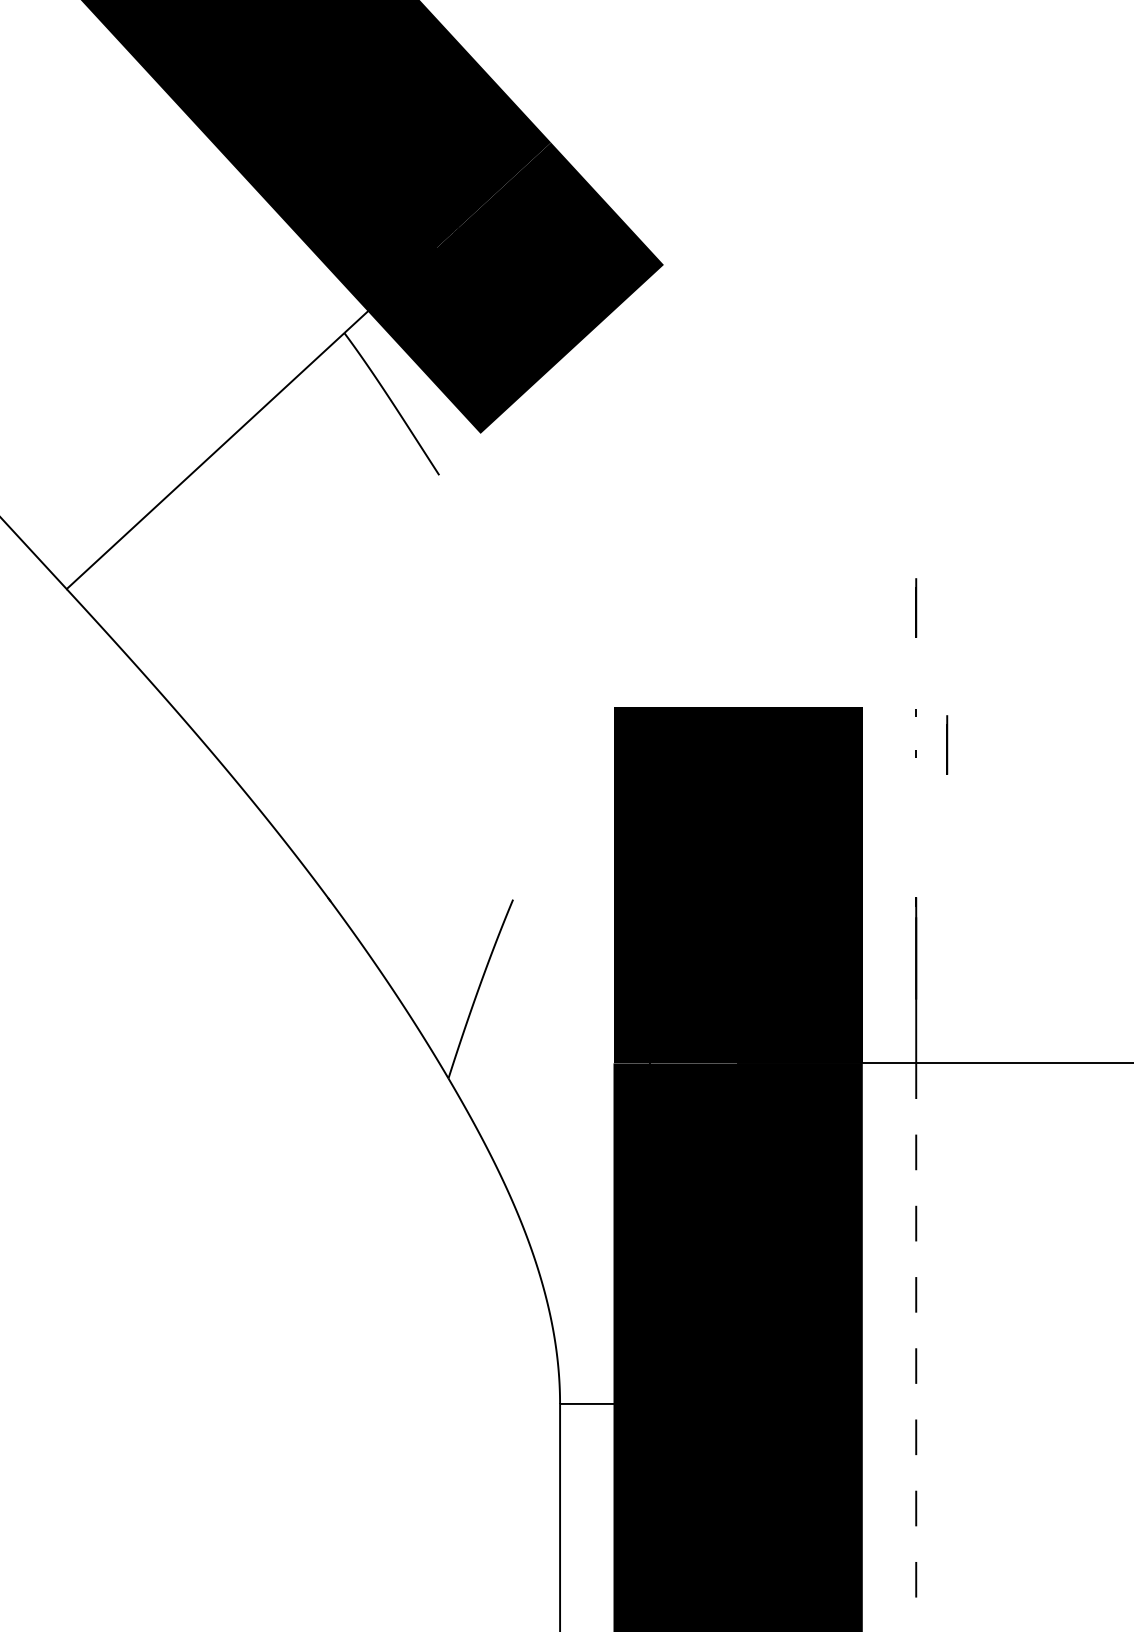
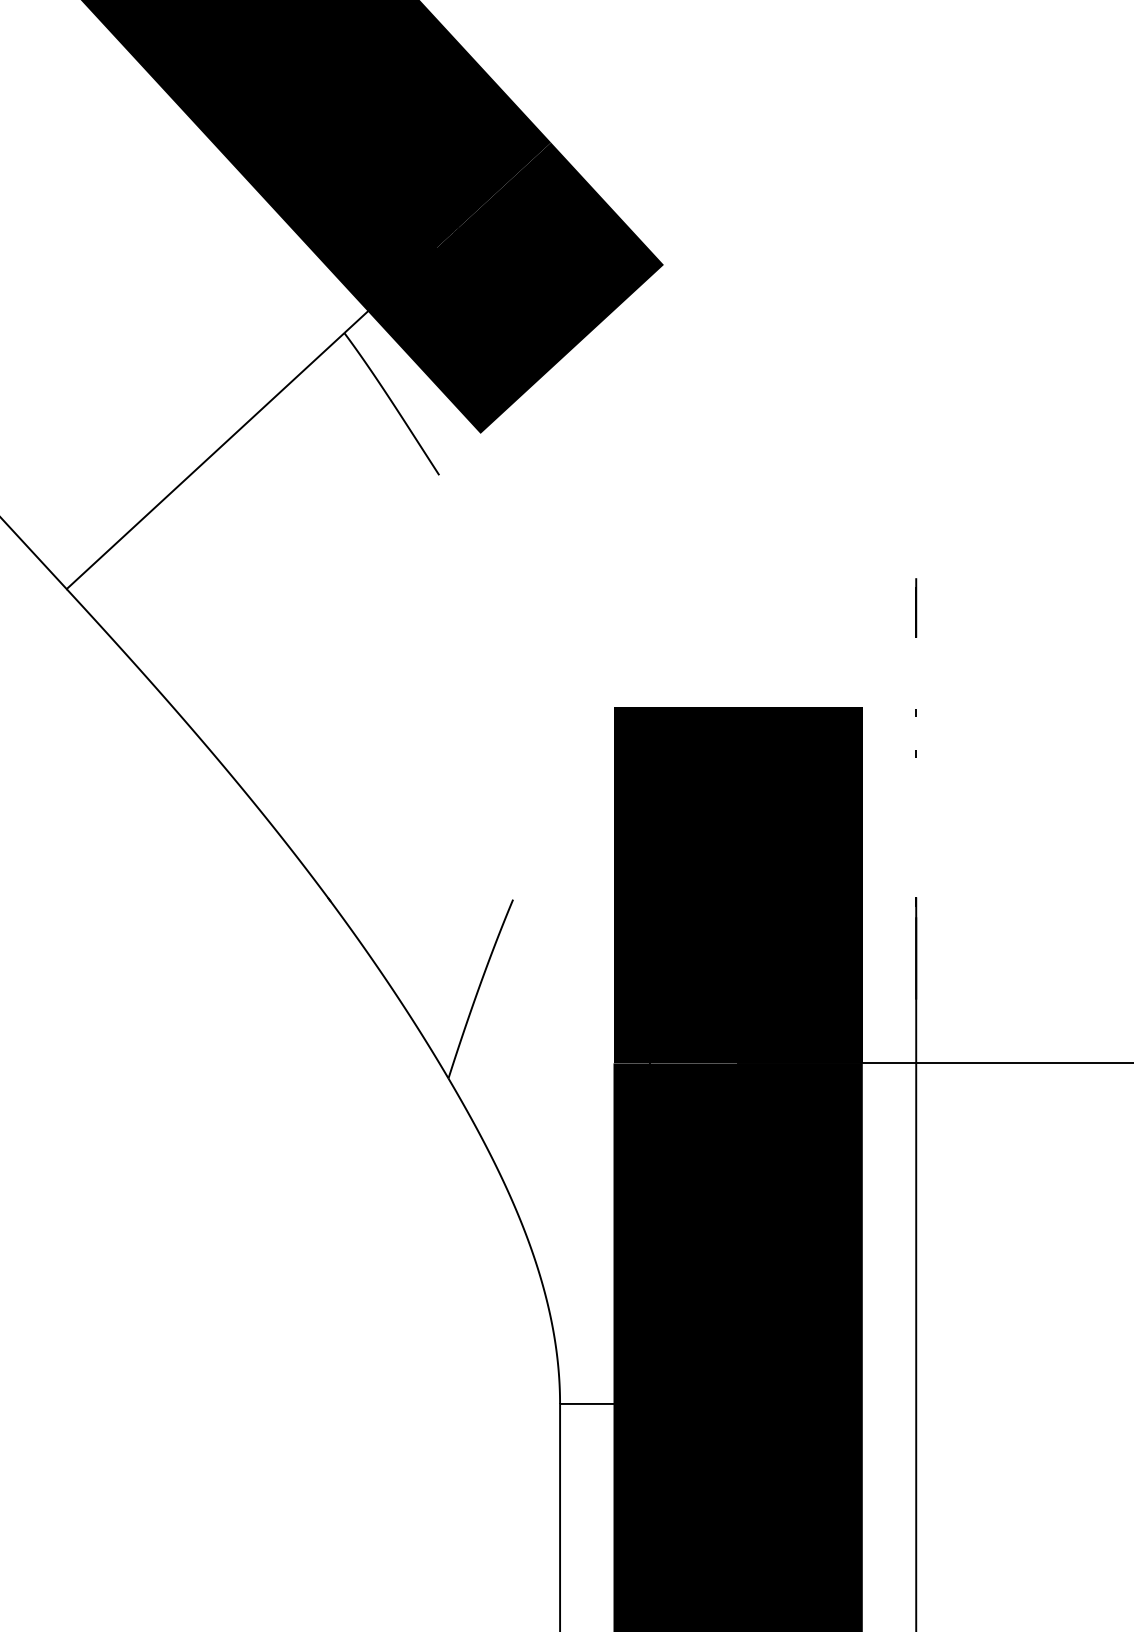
line: present -> none (947, 744)
line: dashed -> solid (916, 1347)
